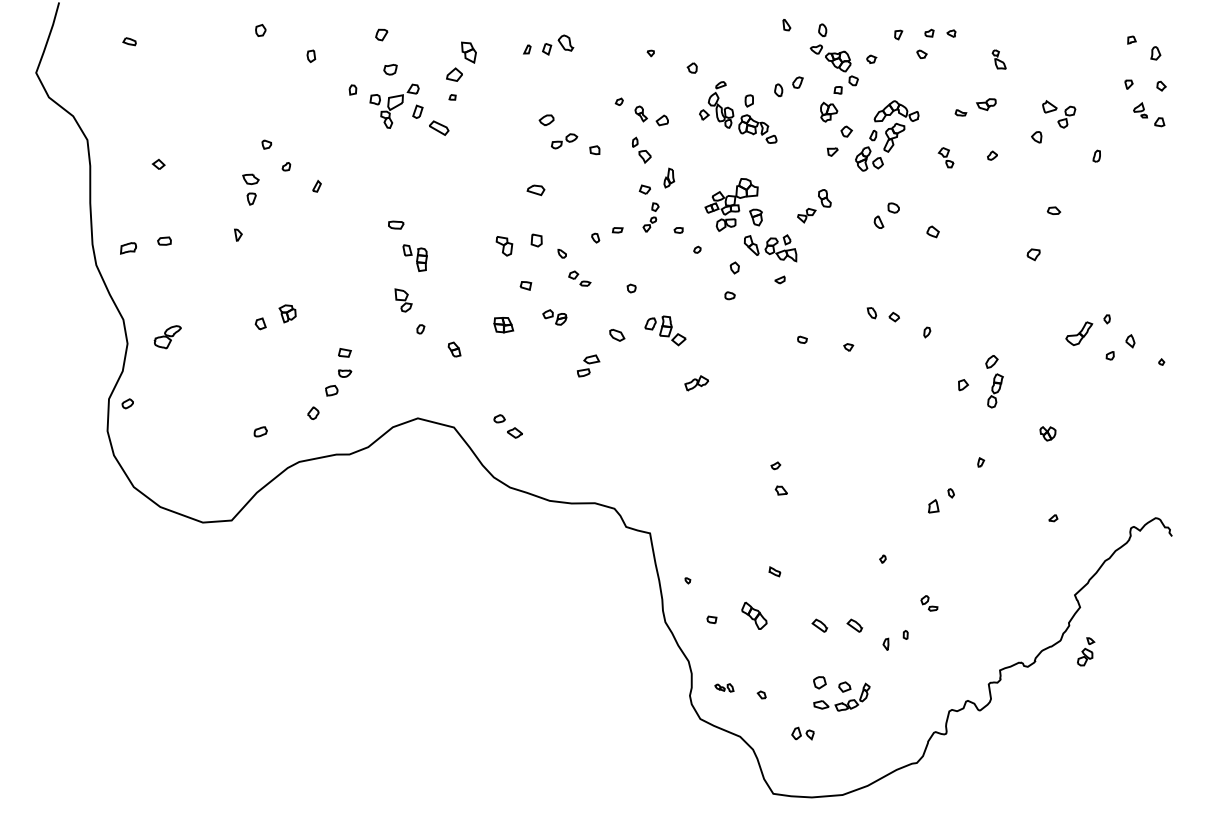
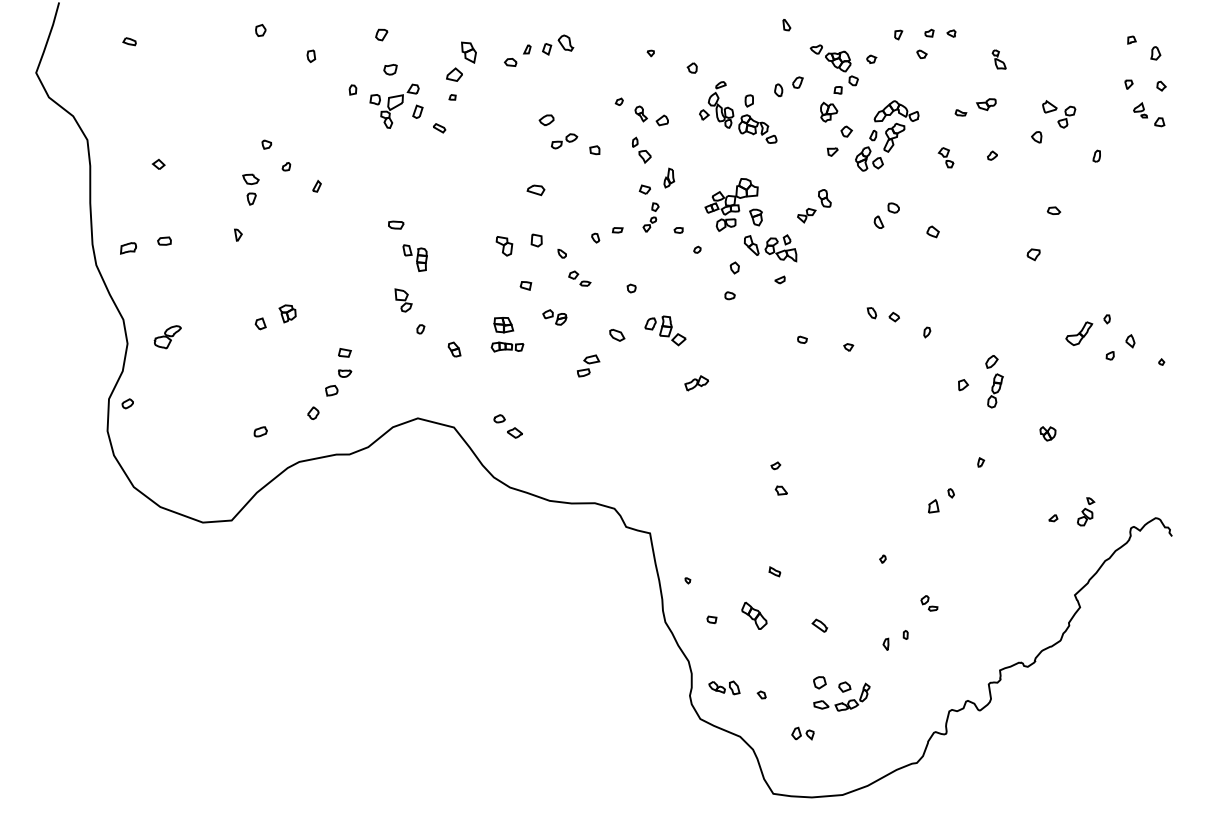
part: present -> none (822, 30)
part: none -> present (510, 62)
part size: 21x16 px -> 14x11 px (439, 128)
part: none -> present (507, 346)
part: present -> none (854, 625)
part position: (1086, 651) -> (1086, 511) (1086, 511)
part size: 21x10 px -> 33x16 px (724, 687)
